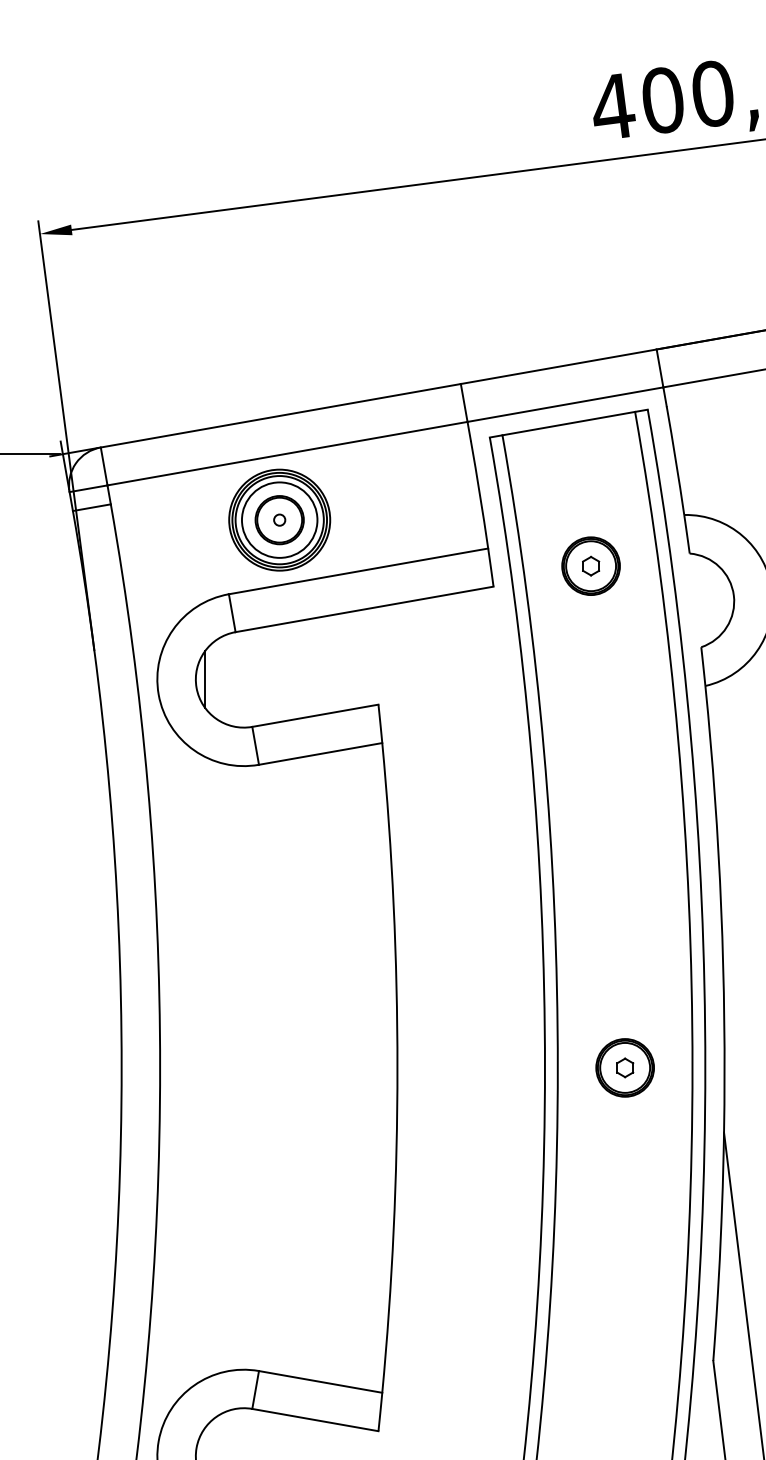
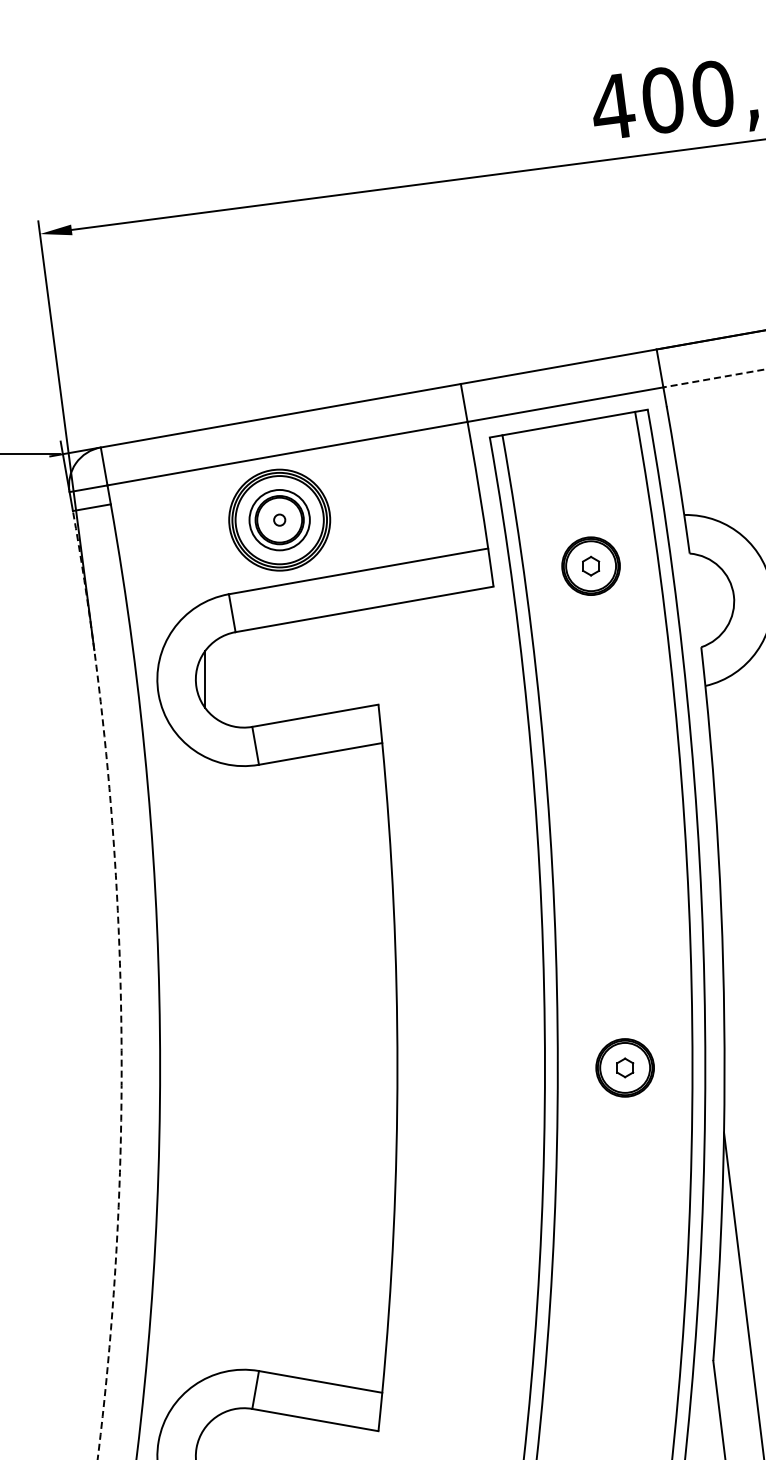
line: solid -> dashed (714, 378)
circle diameter: 75 px -> 60 px (279, 519)
arc: solid -> dashed (120, 982)
